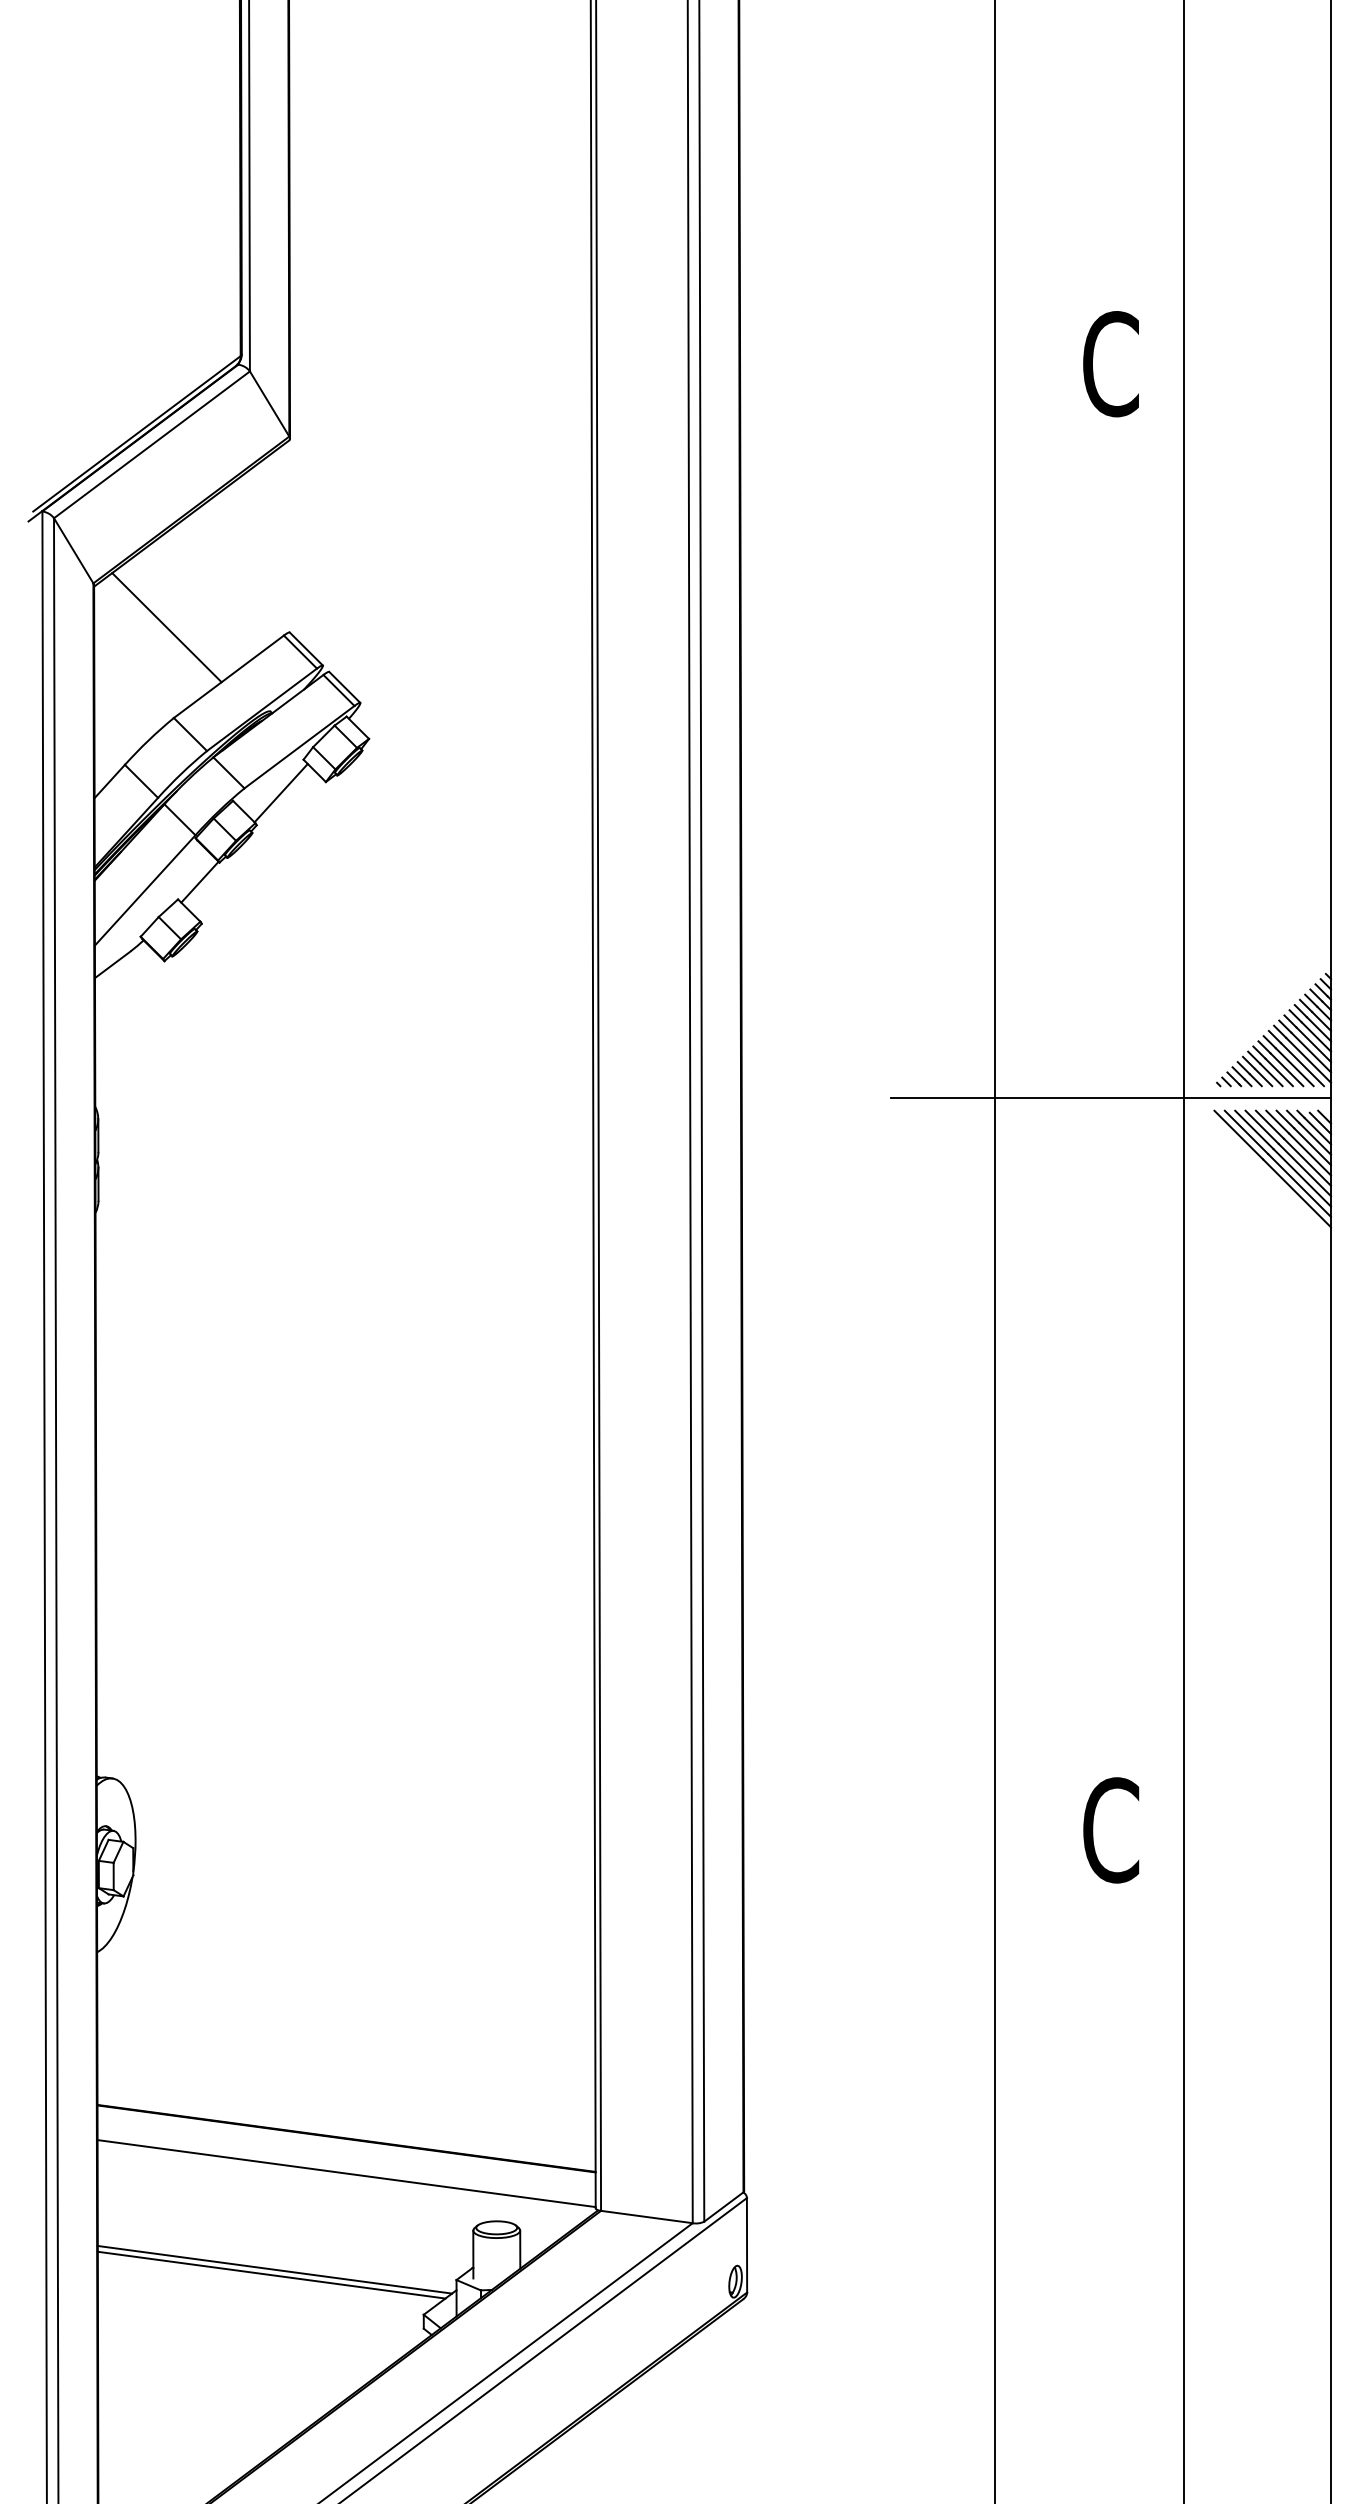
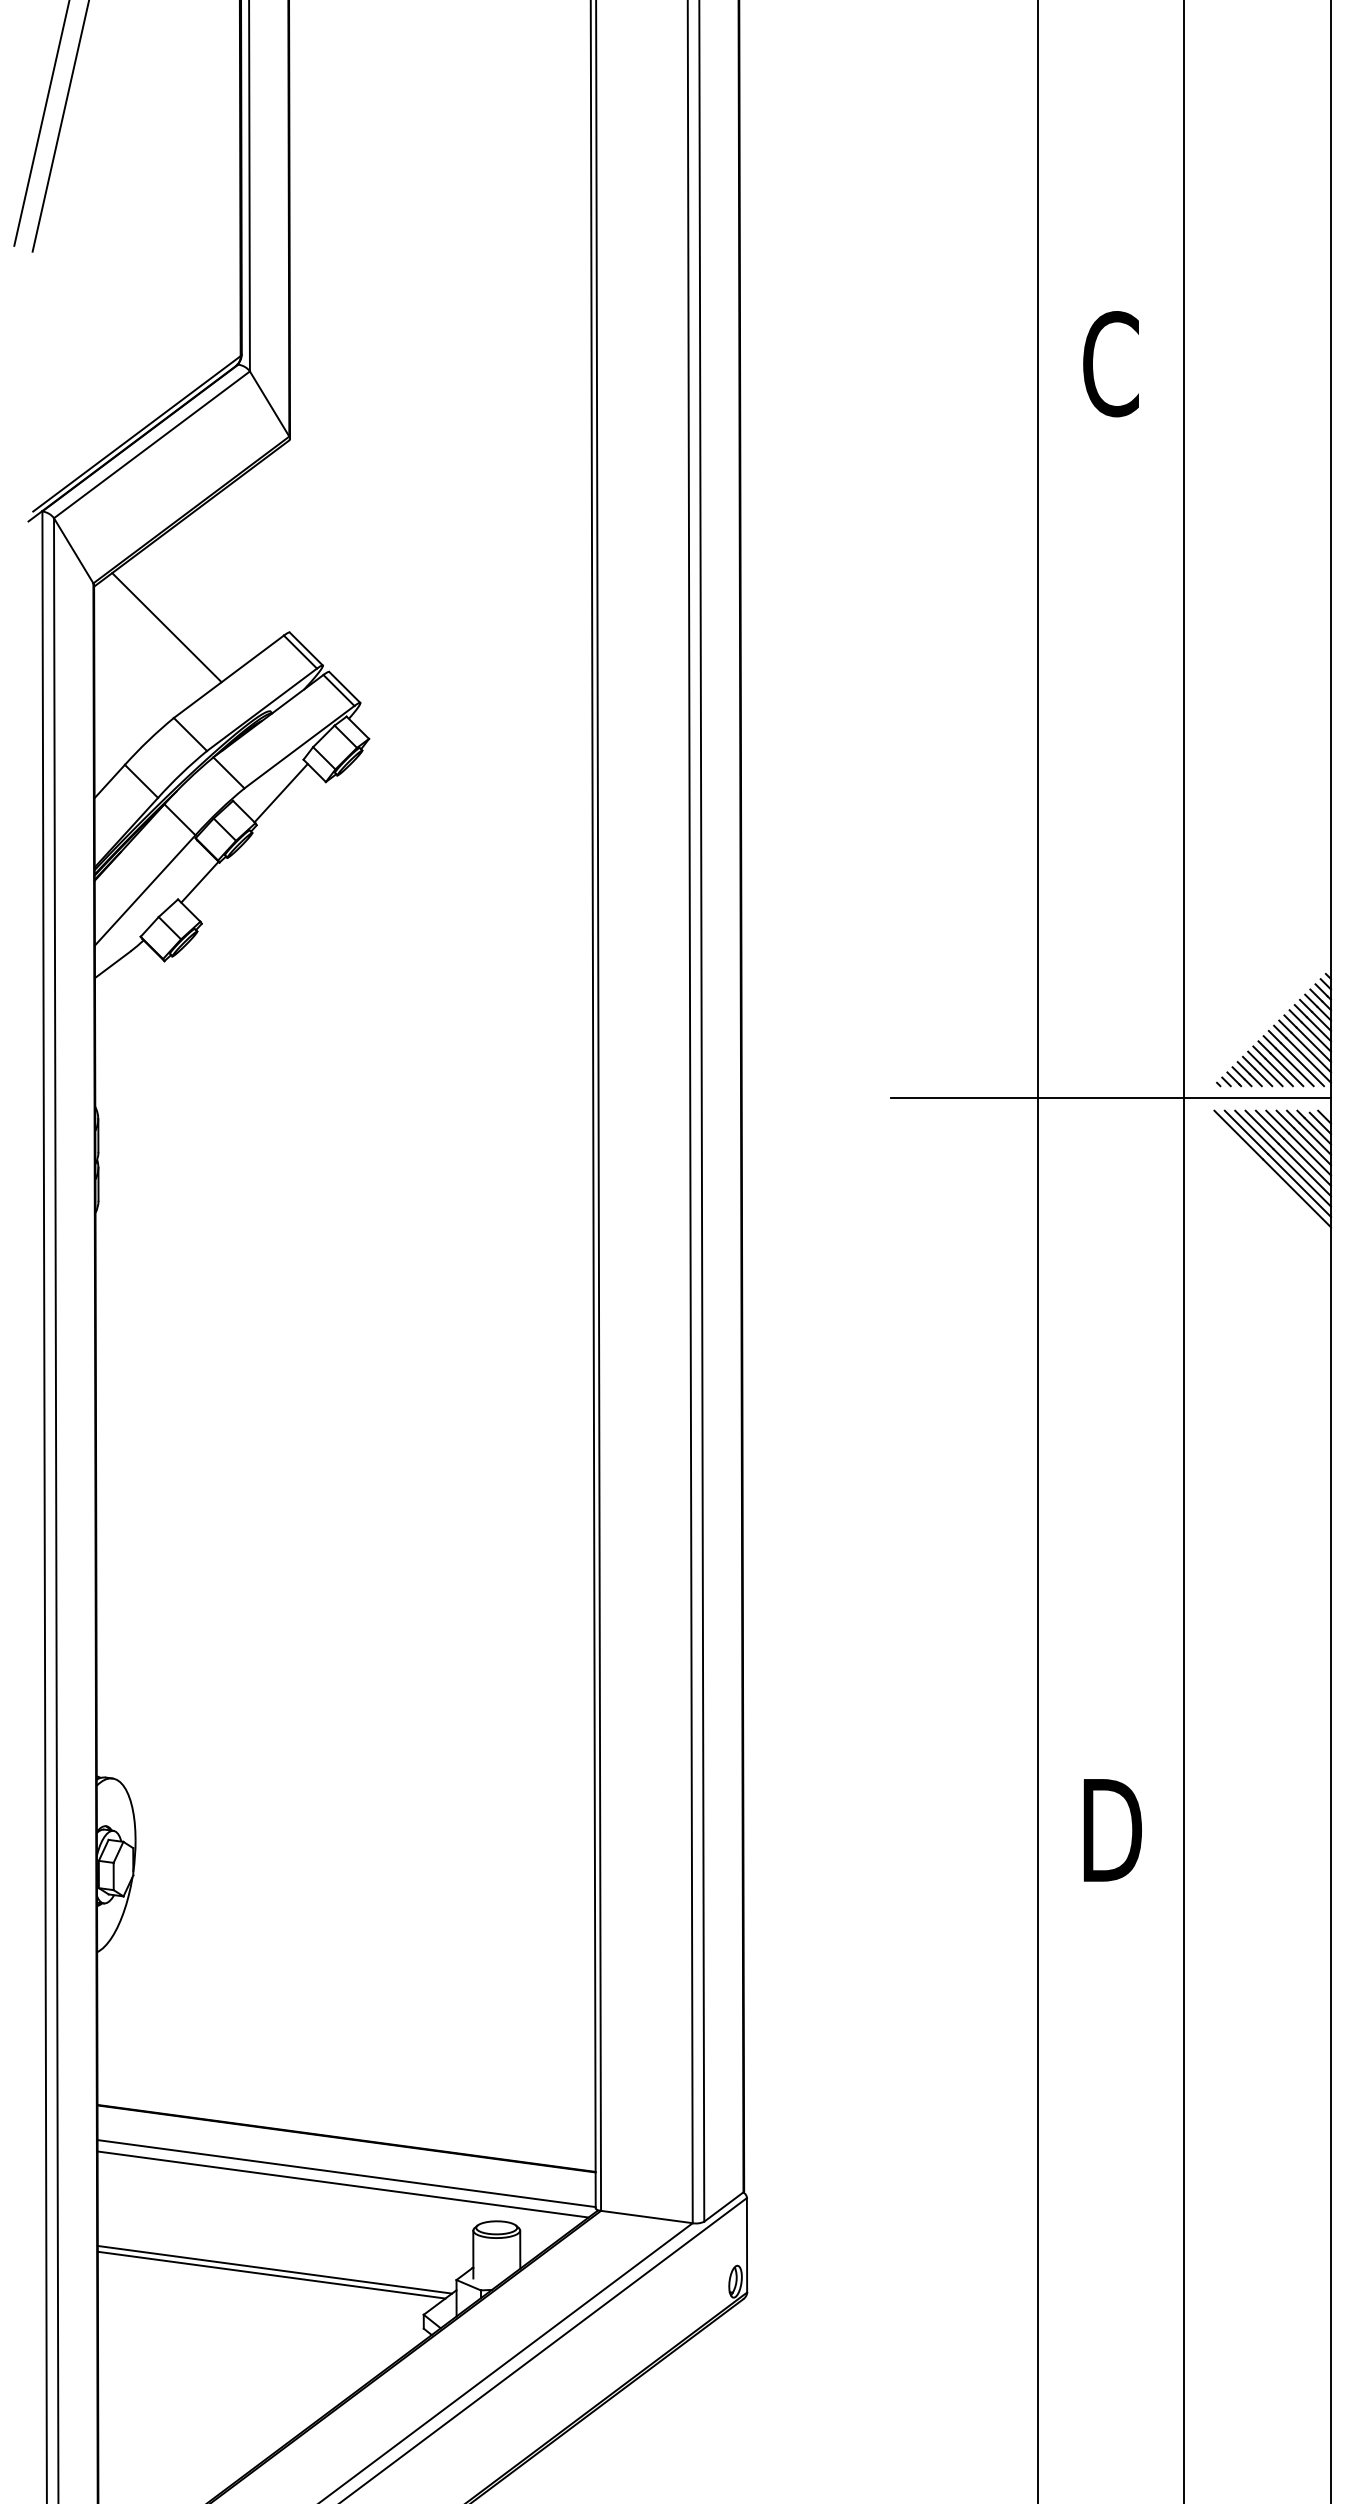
line: none -> present (41, 123)
line: none -> present (60, 126)
line position: (994, 1251) -> (1037, 1251) (1037, 1251)
text: C -> D (1112, 1830)
line: none -> present (342, 2184)
